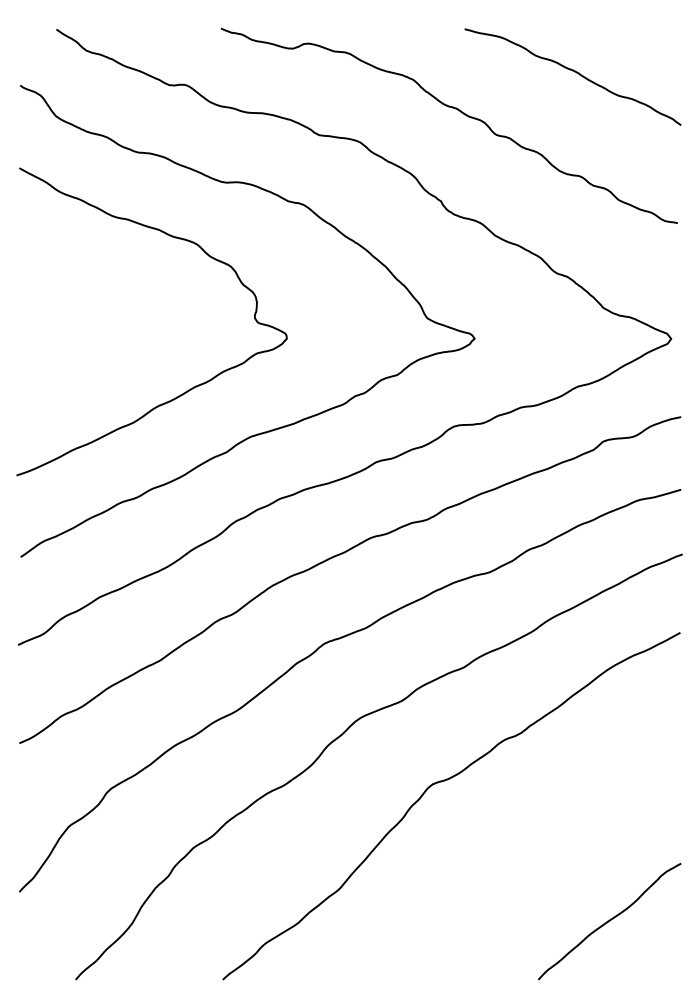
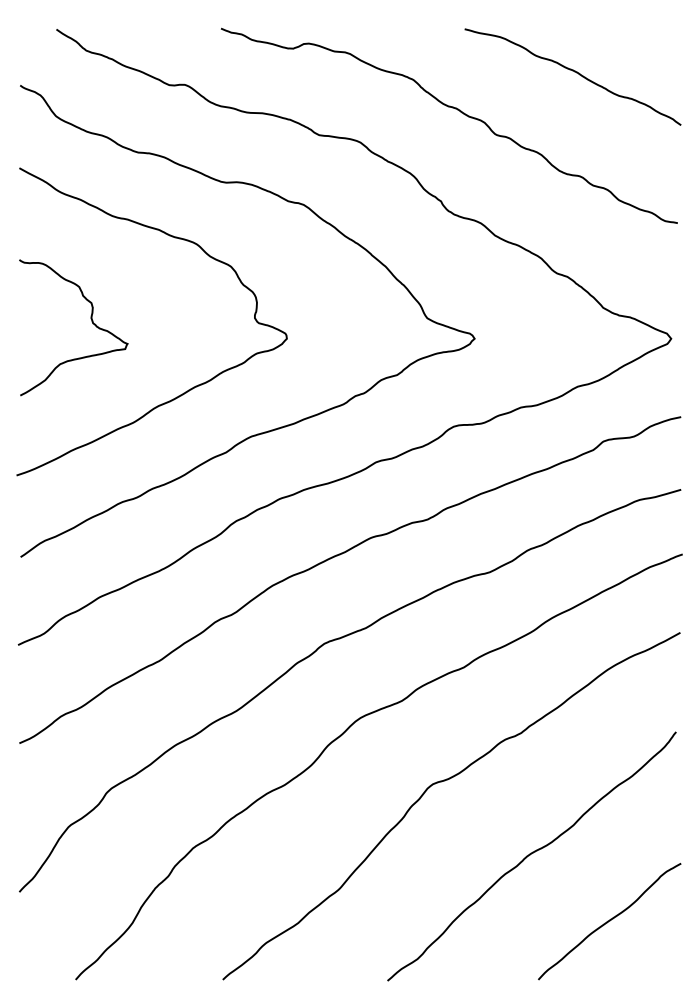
curve: none -> present (91, 321)
curve: none -> present (530, 855)
